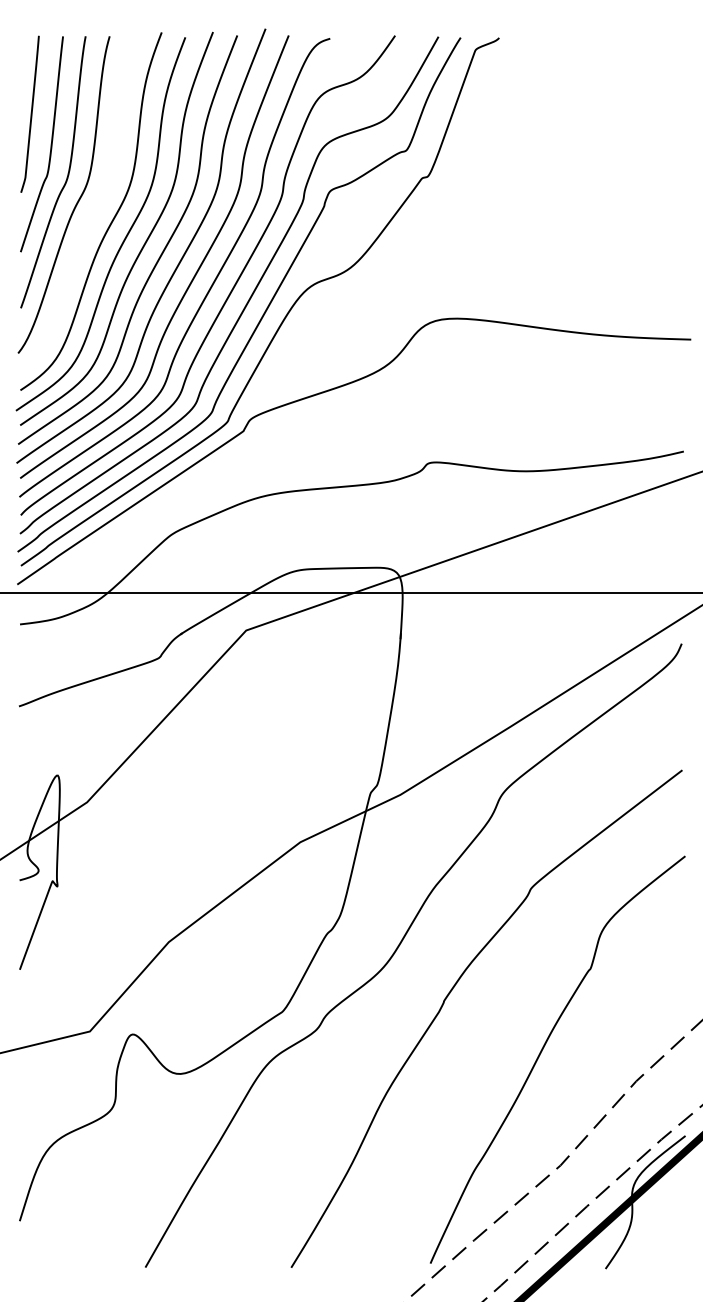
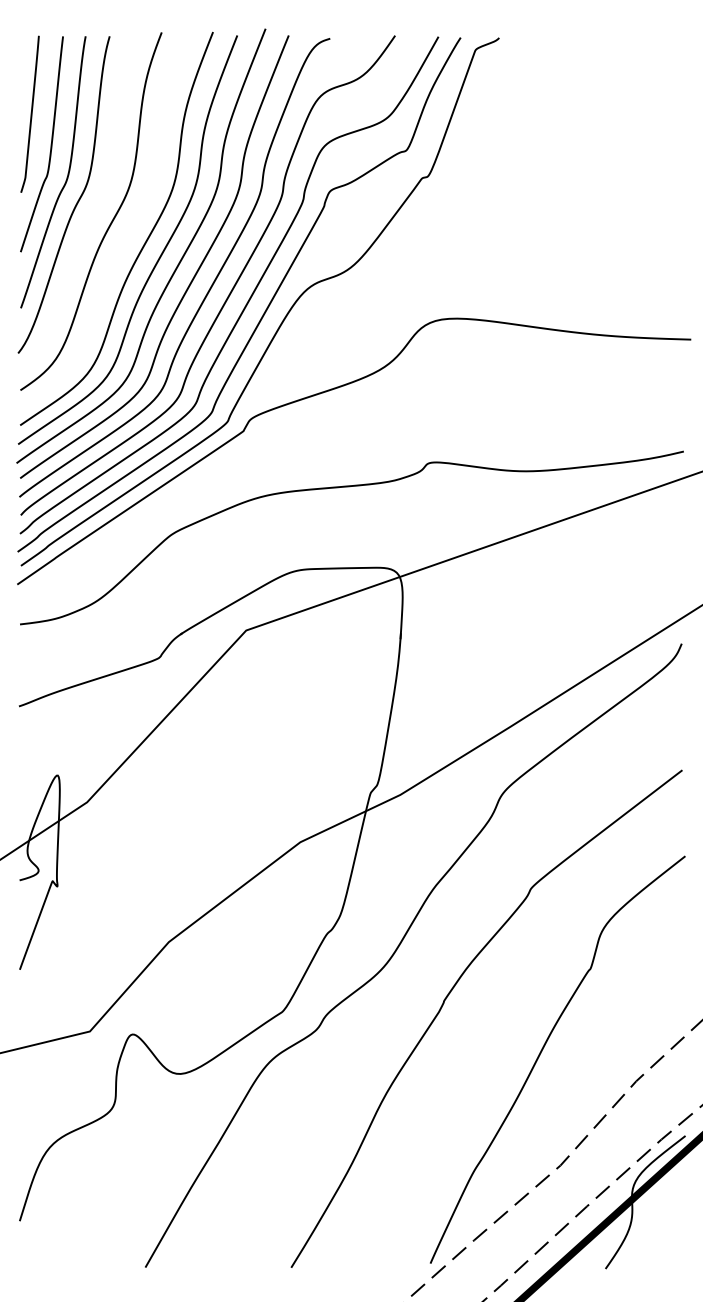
curve: present -> none (123, 239)
line: present -> none (350, 592)
